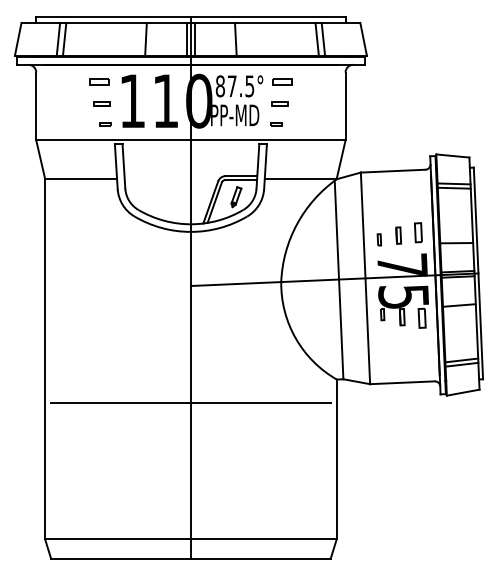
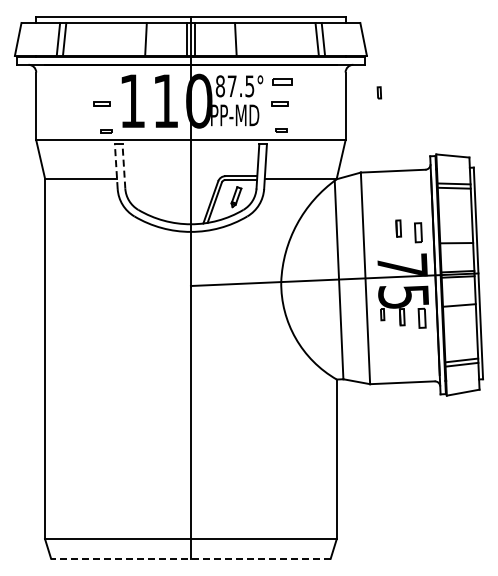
part: present -> none (99, 81)
part position: (105, 124) -> (106, 131) (106, 131)
part position: (276, 124) -> (281, 130) (281, 130)
line: solid -> dashed (123, 165)
line: solid -> dashed (116, 166)
part position: (398, 235) -> (398, 228) (398, 228)
part position: (379, 239) -> (379, 92) (379, 92)
line: present -> none (190, 402)
line: solid -> dashed (190, 558)
